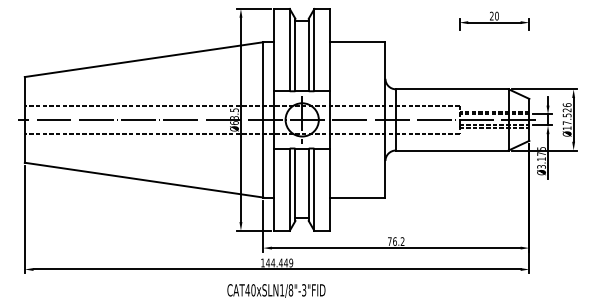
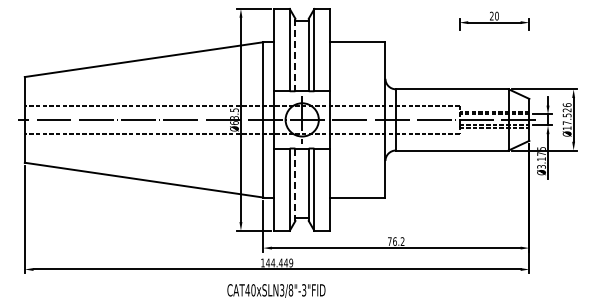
line: solid -> dashed (295, 55)
line: solid -> dashed (295, 185)
text: CAT40xSLN1/8"-3"FID -> CAT40xSLN3/8"-3"FID (282, 290)
